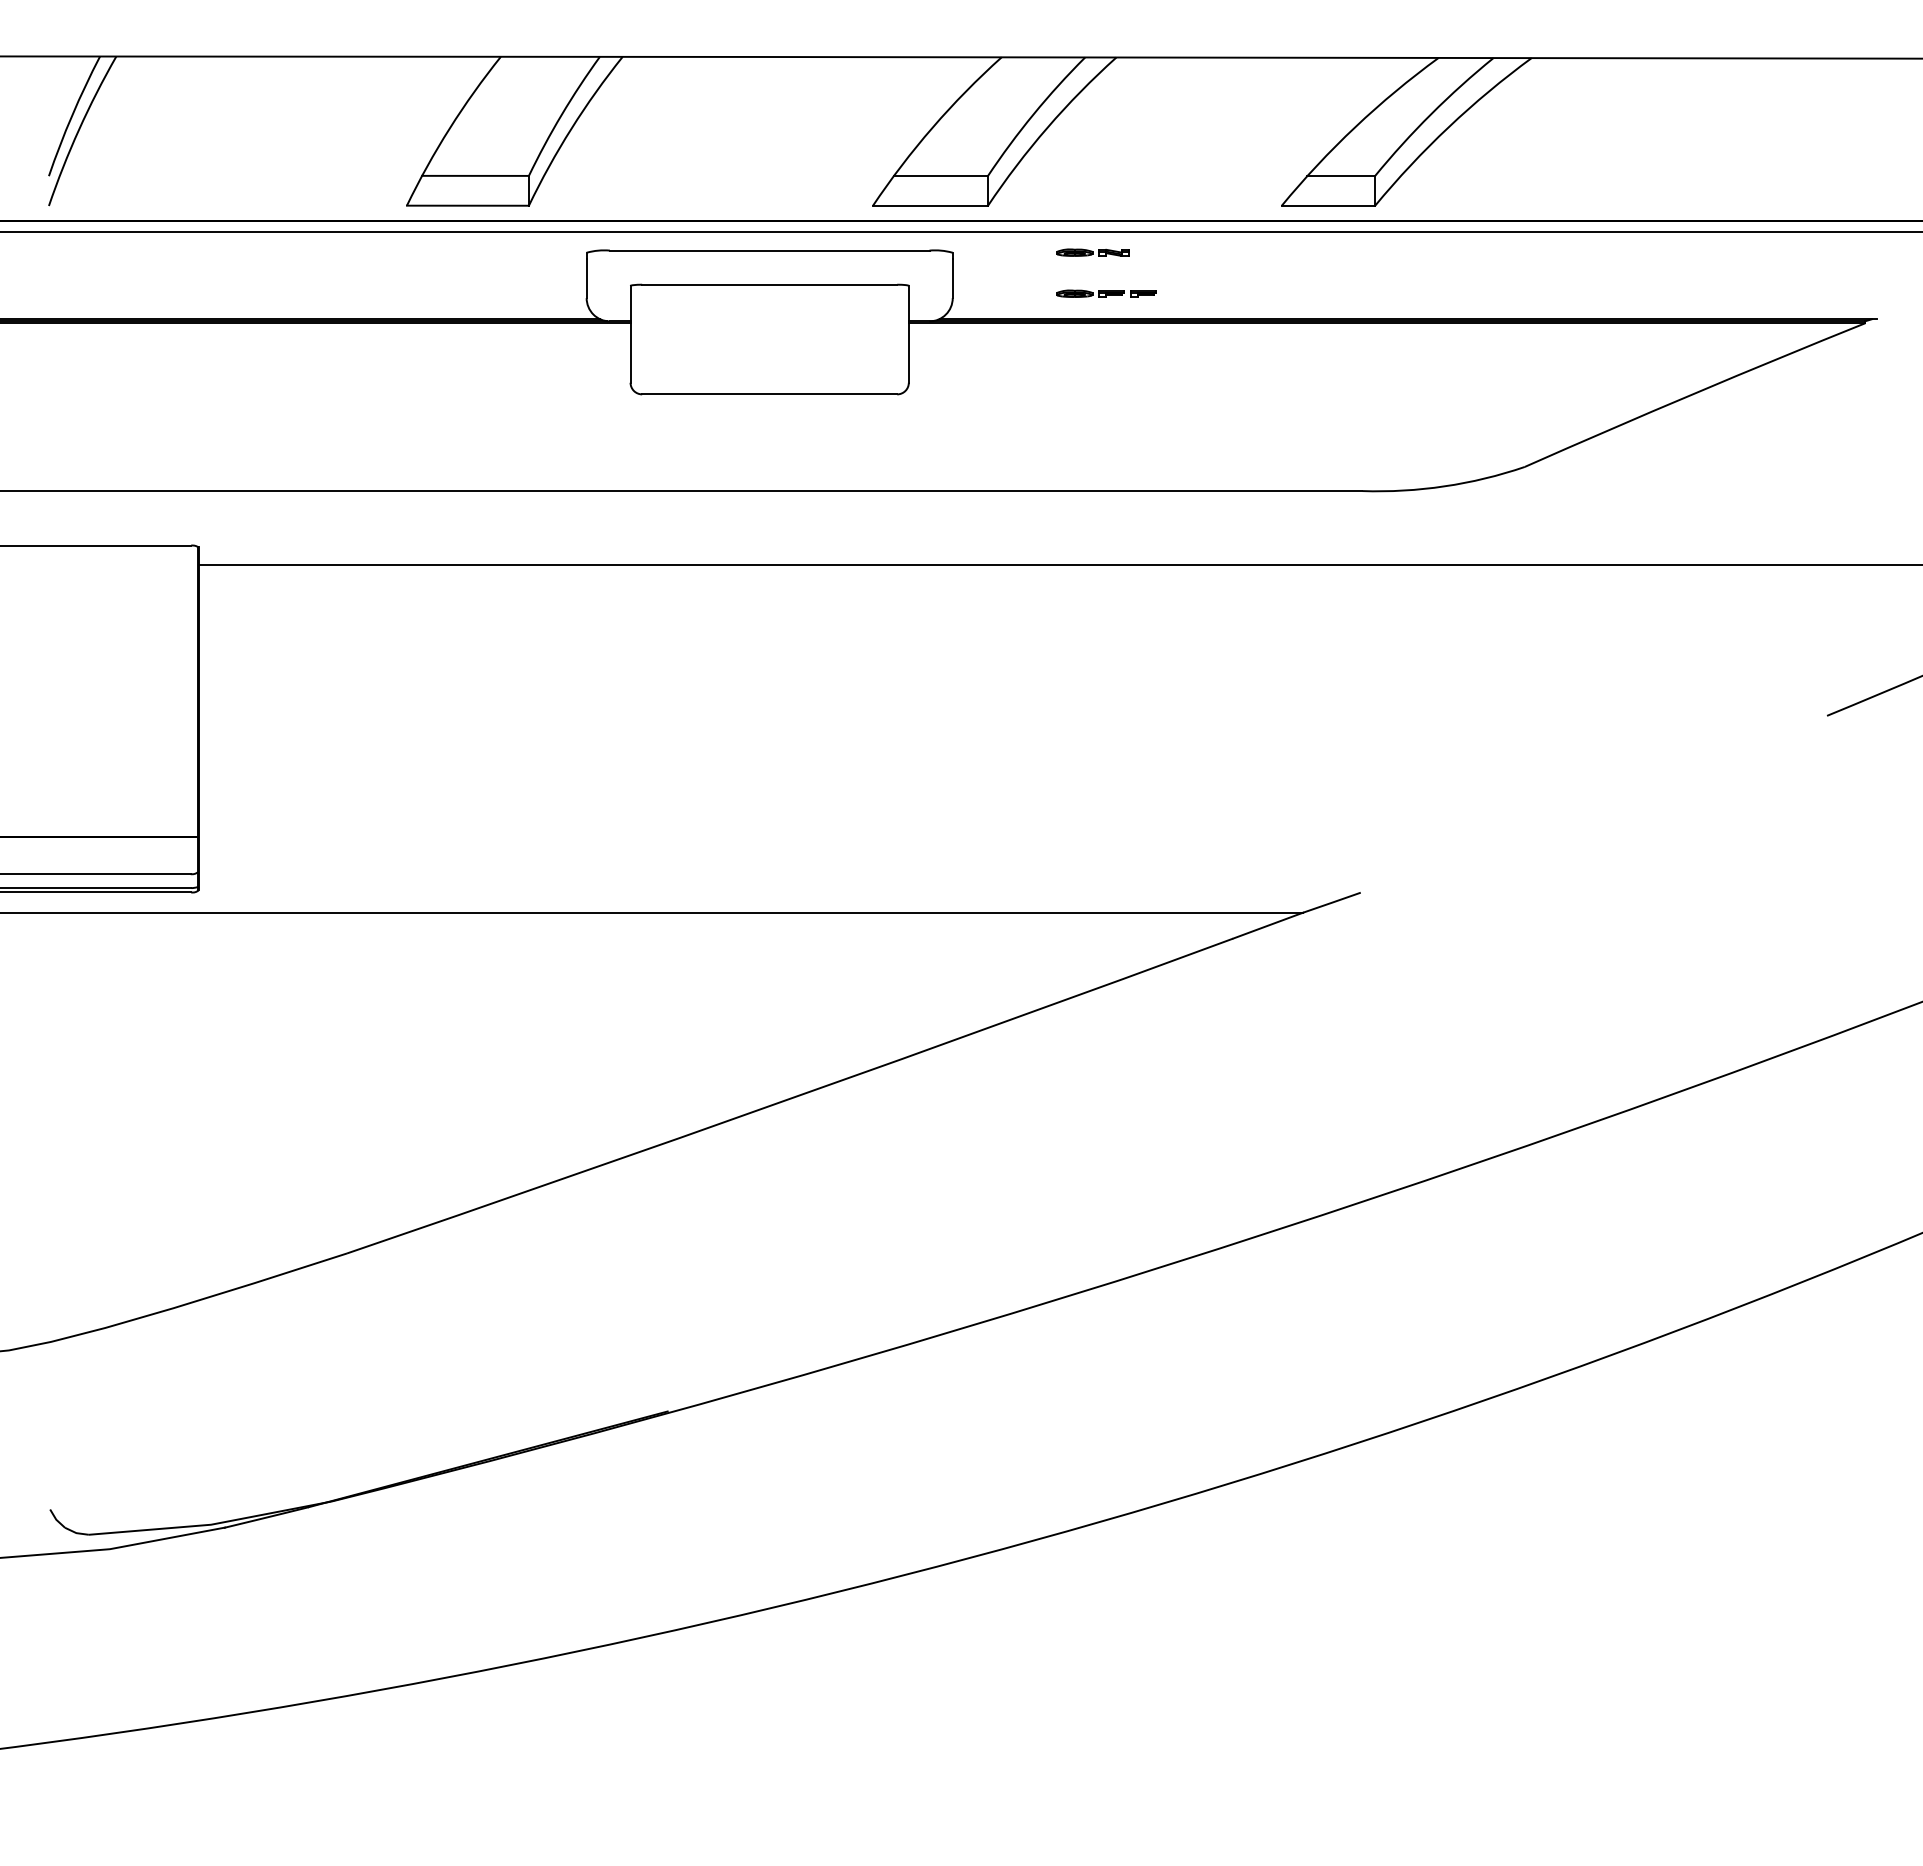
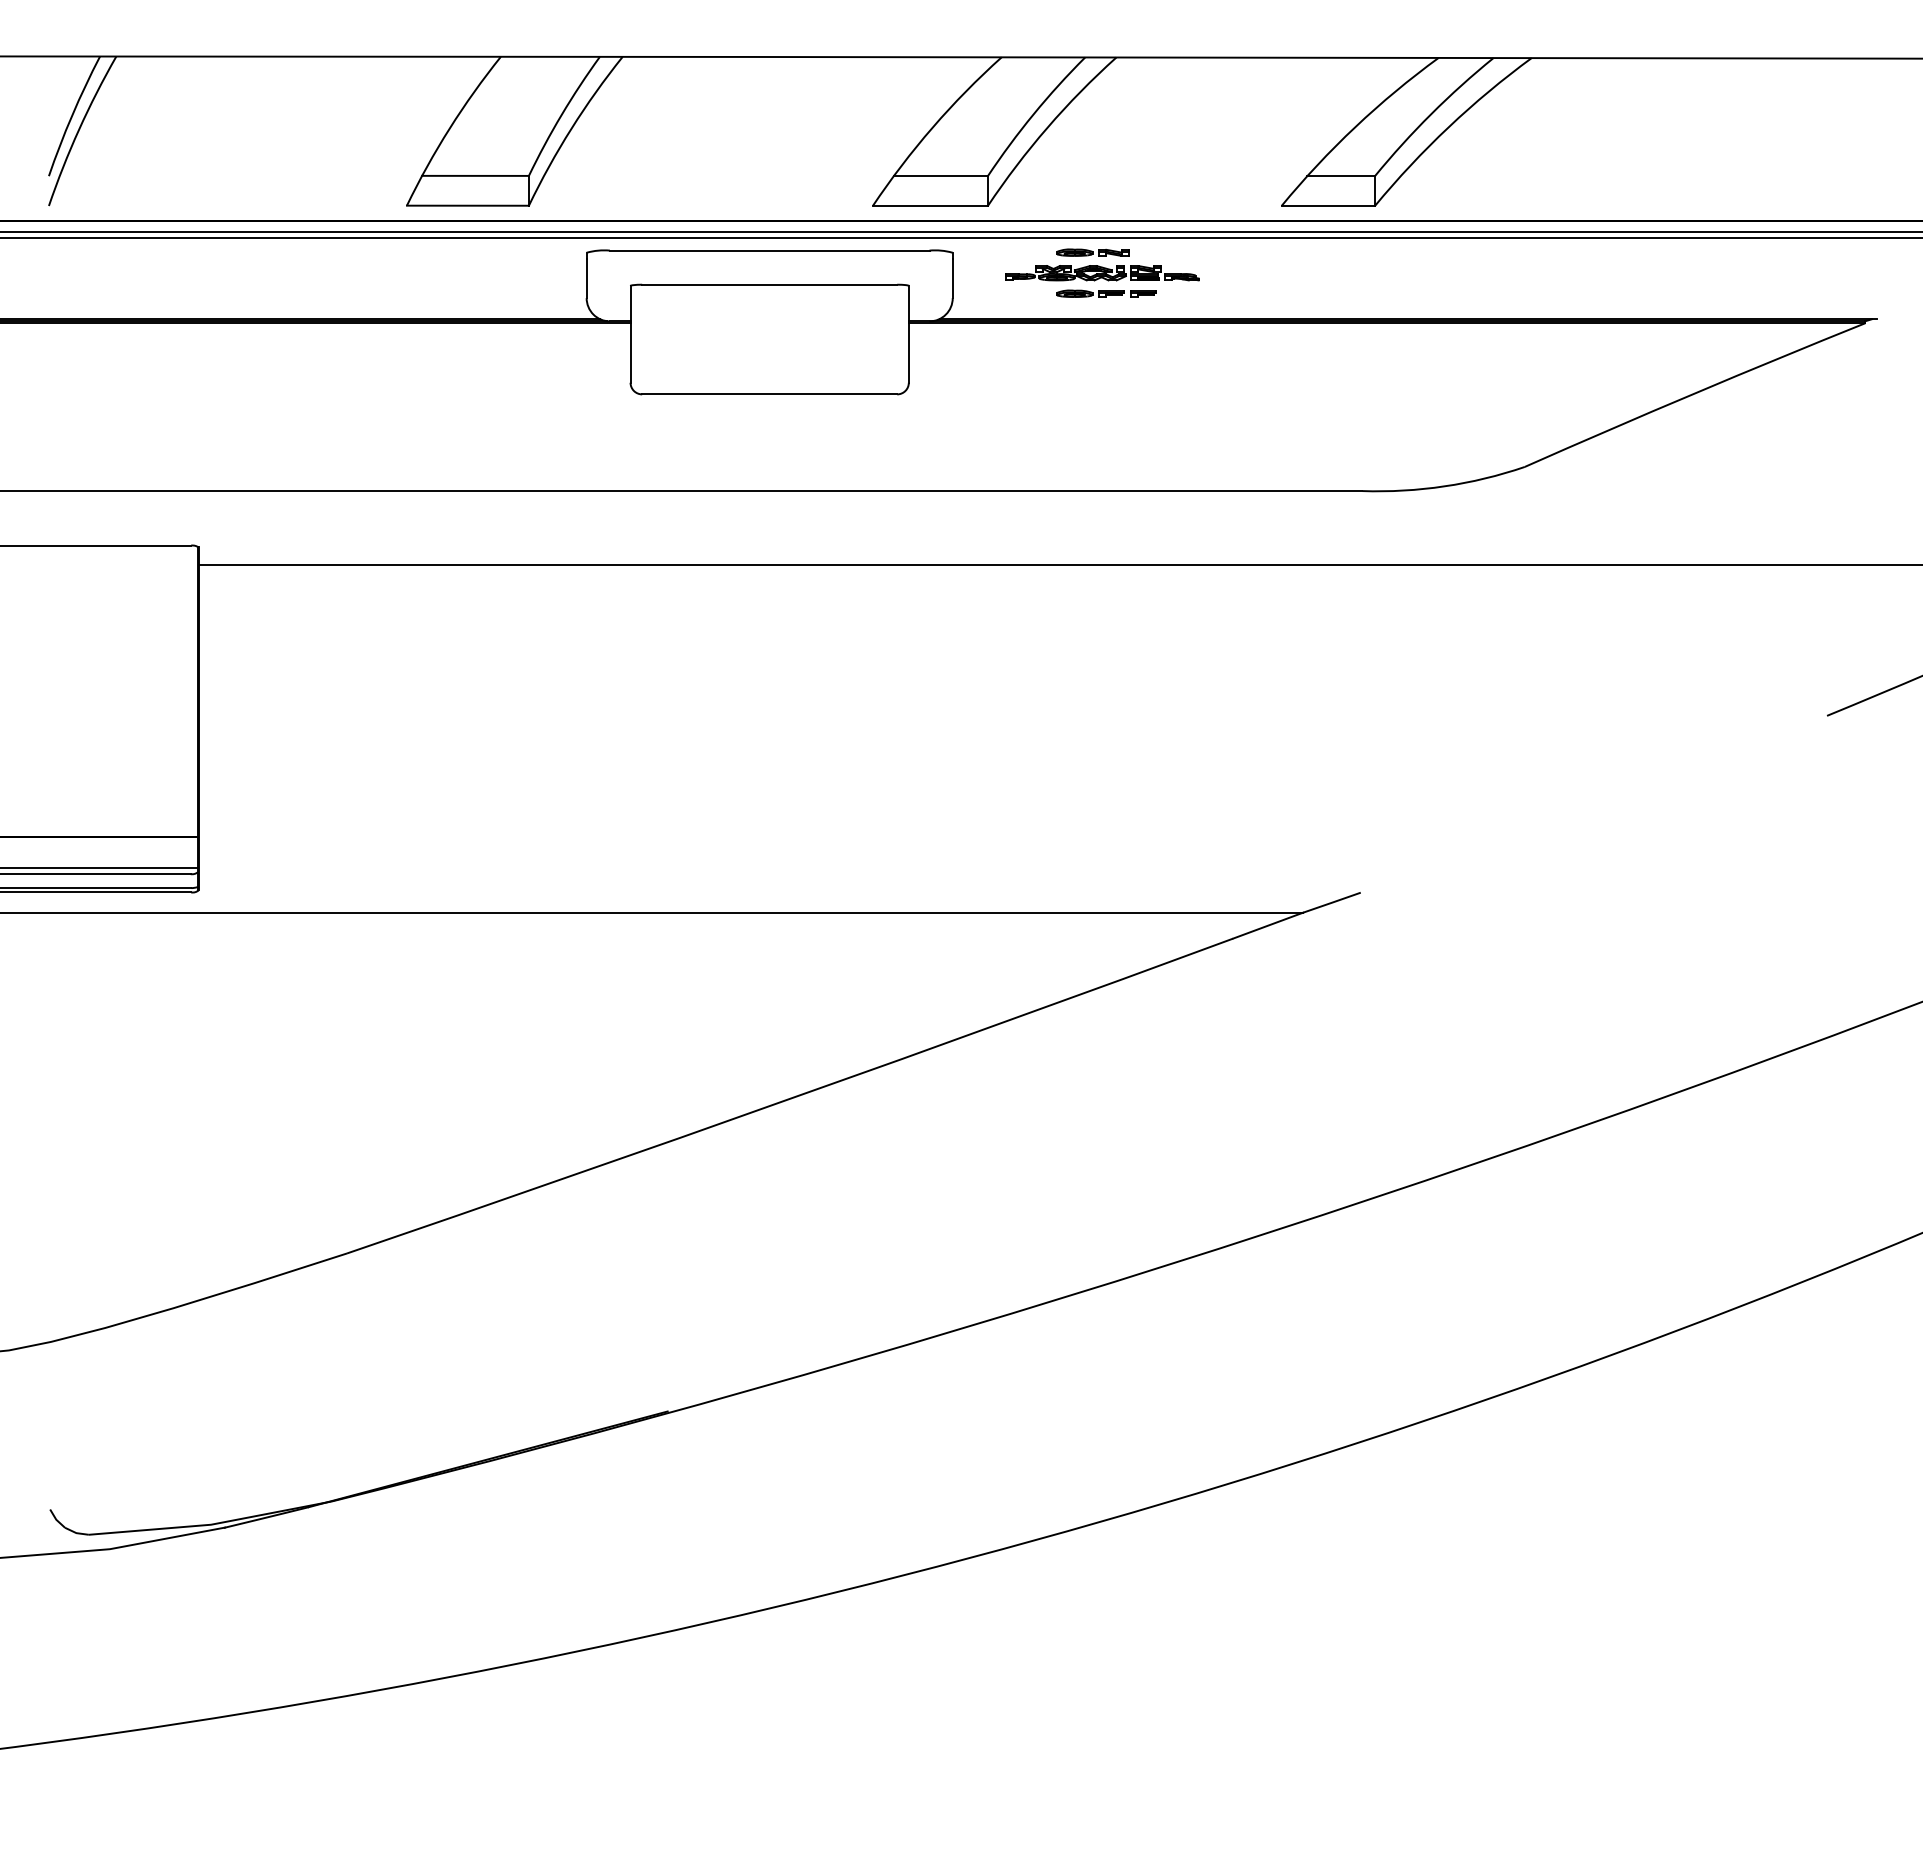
line: none -> present (960, 237)
part: none -> present (1102, 273)
line: none -> present (100, 868)
